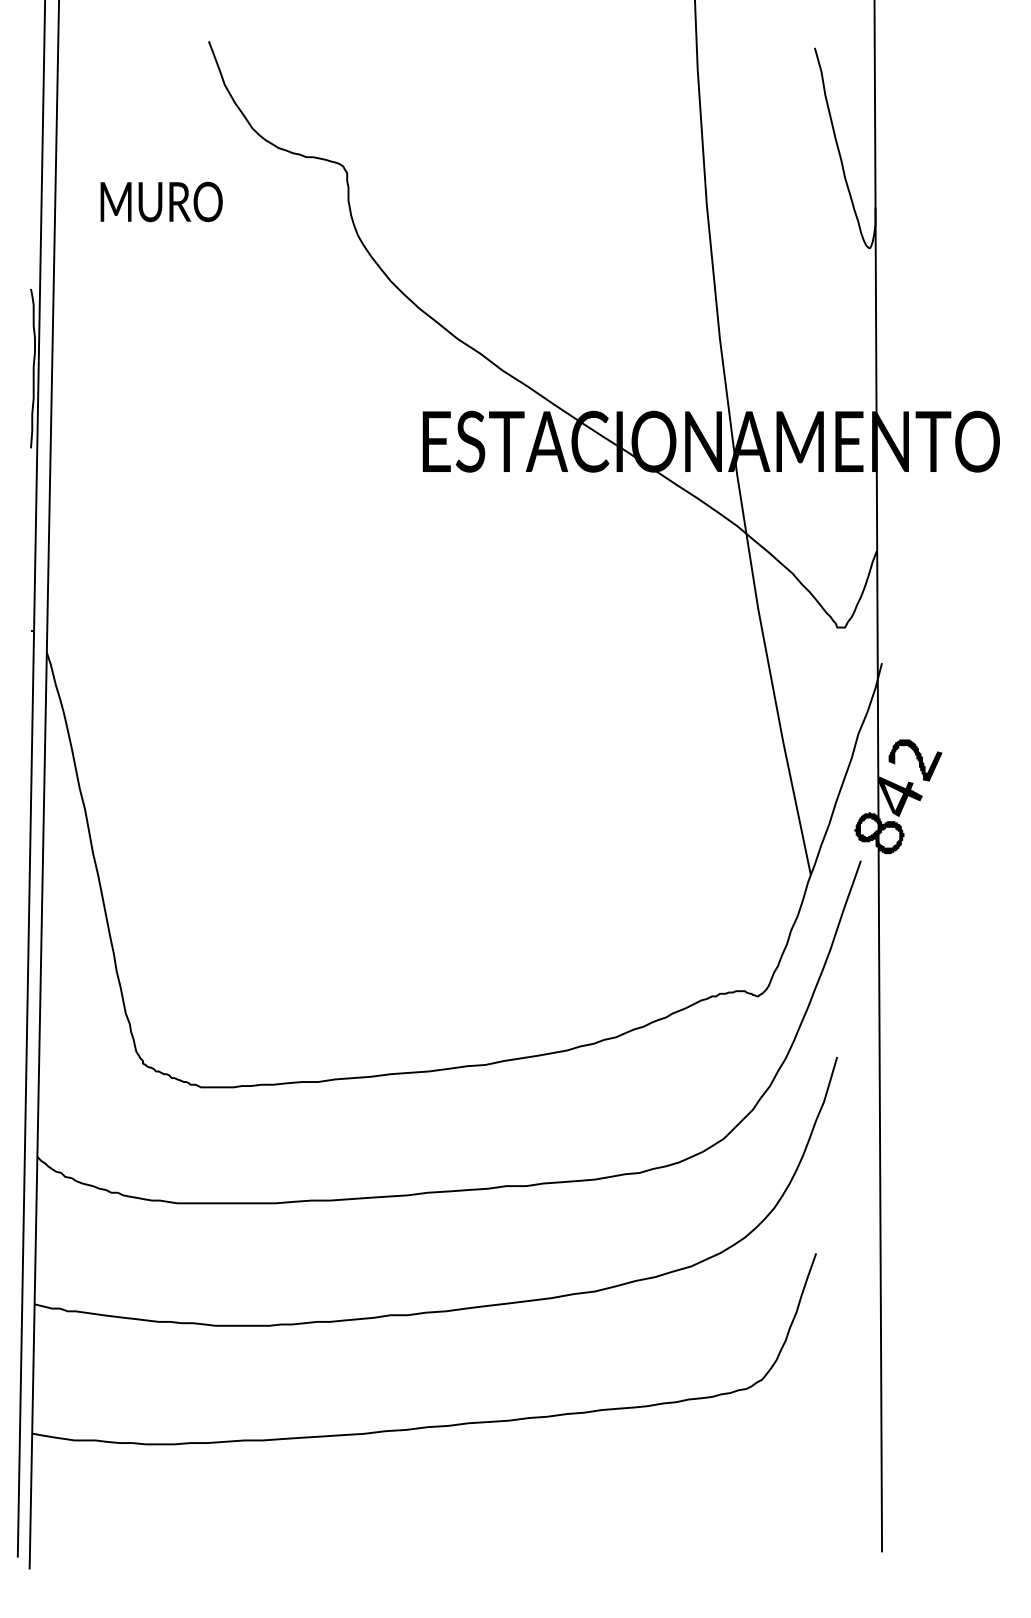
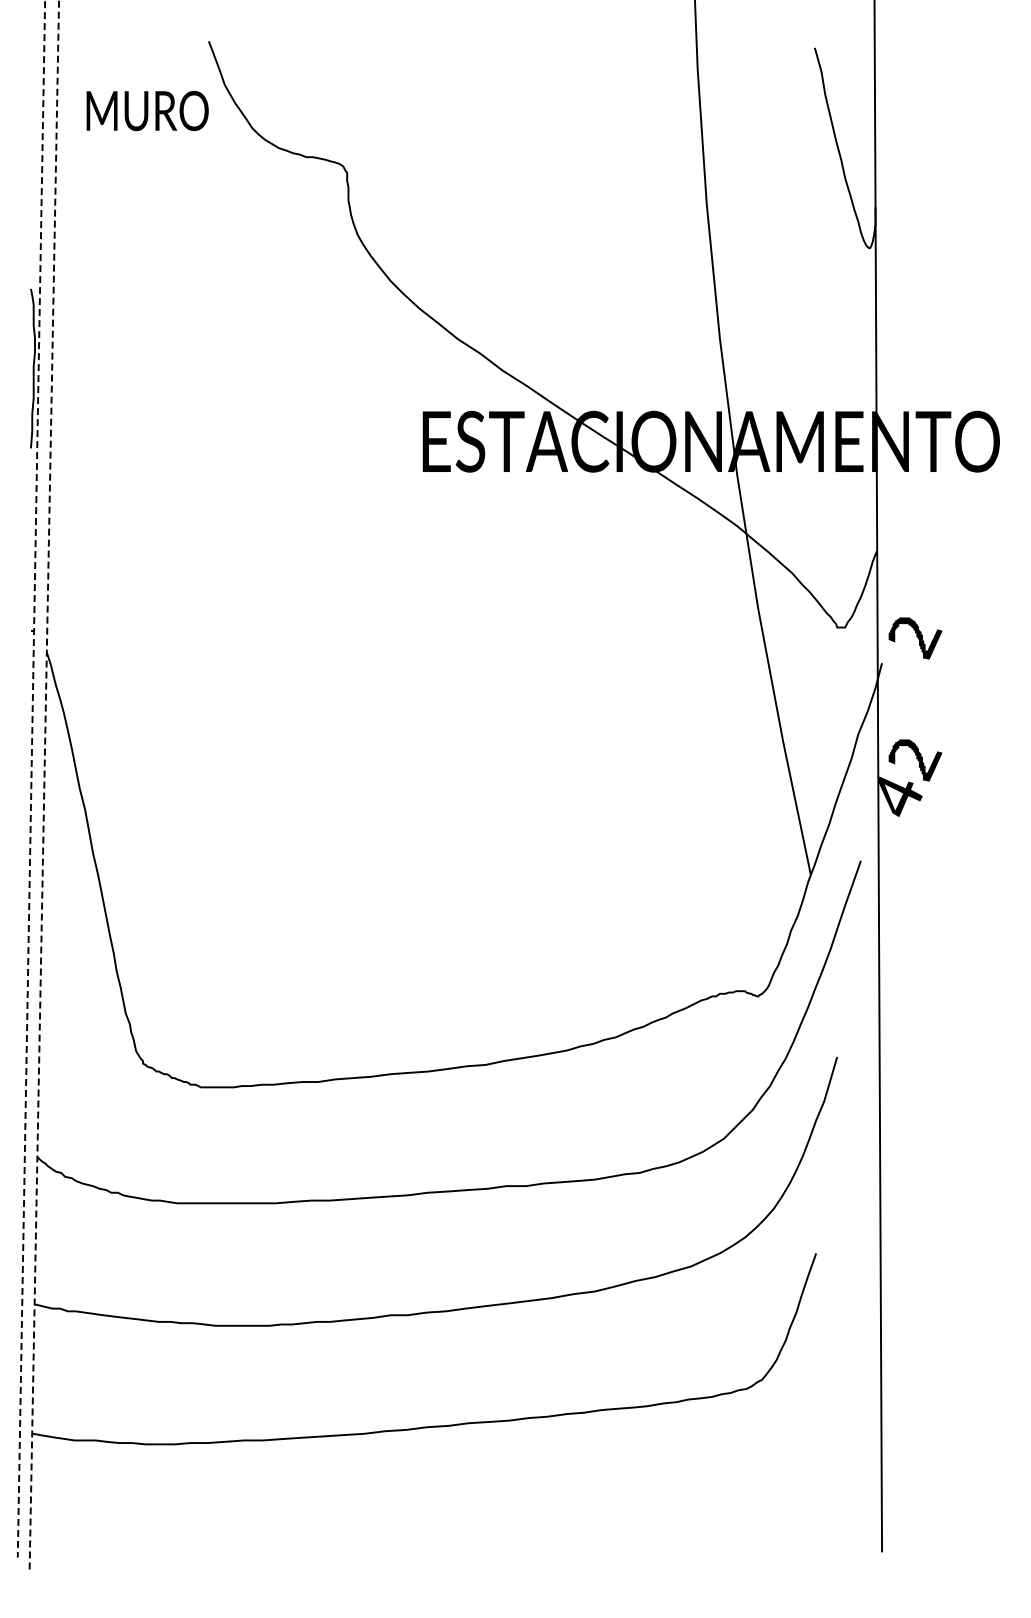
line: solid -> dashed (58, 5)
text position: (161, 201) -> (147, 110) (147, 110)
part: none -> present (915, 638)
fill: present -> none (879, 833)
